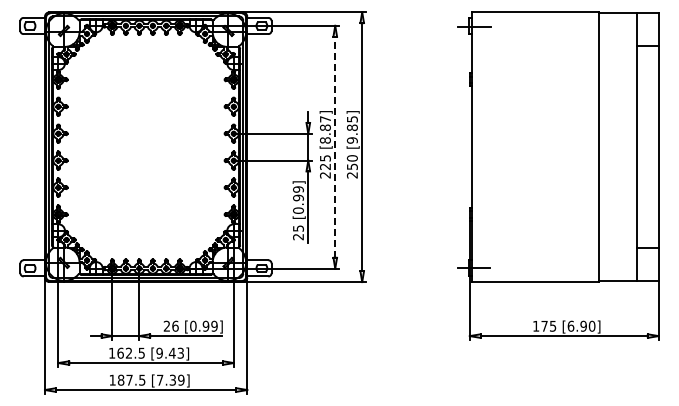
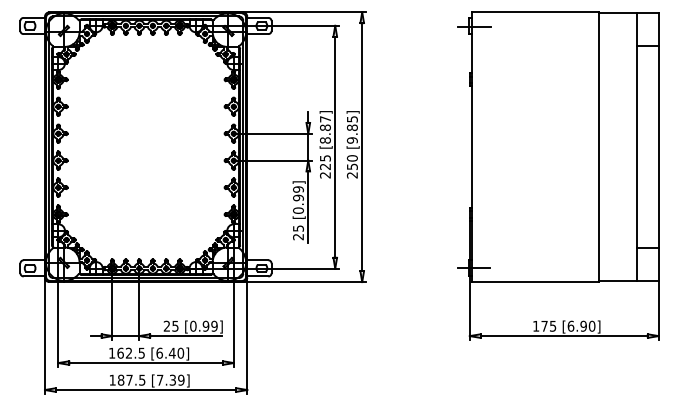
line: dashed -> solid (335, 147)
text: 26 -> 25 (175, 325)
text: [9.43] -> [6.40] (170, 352)
